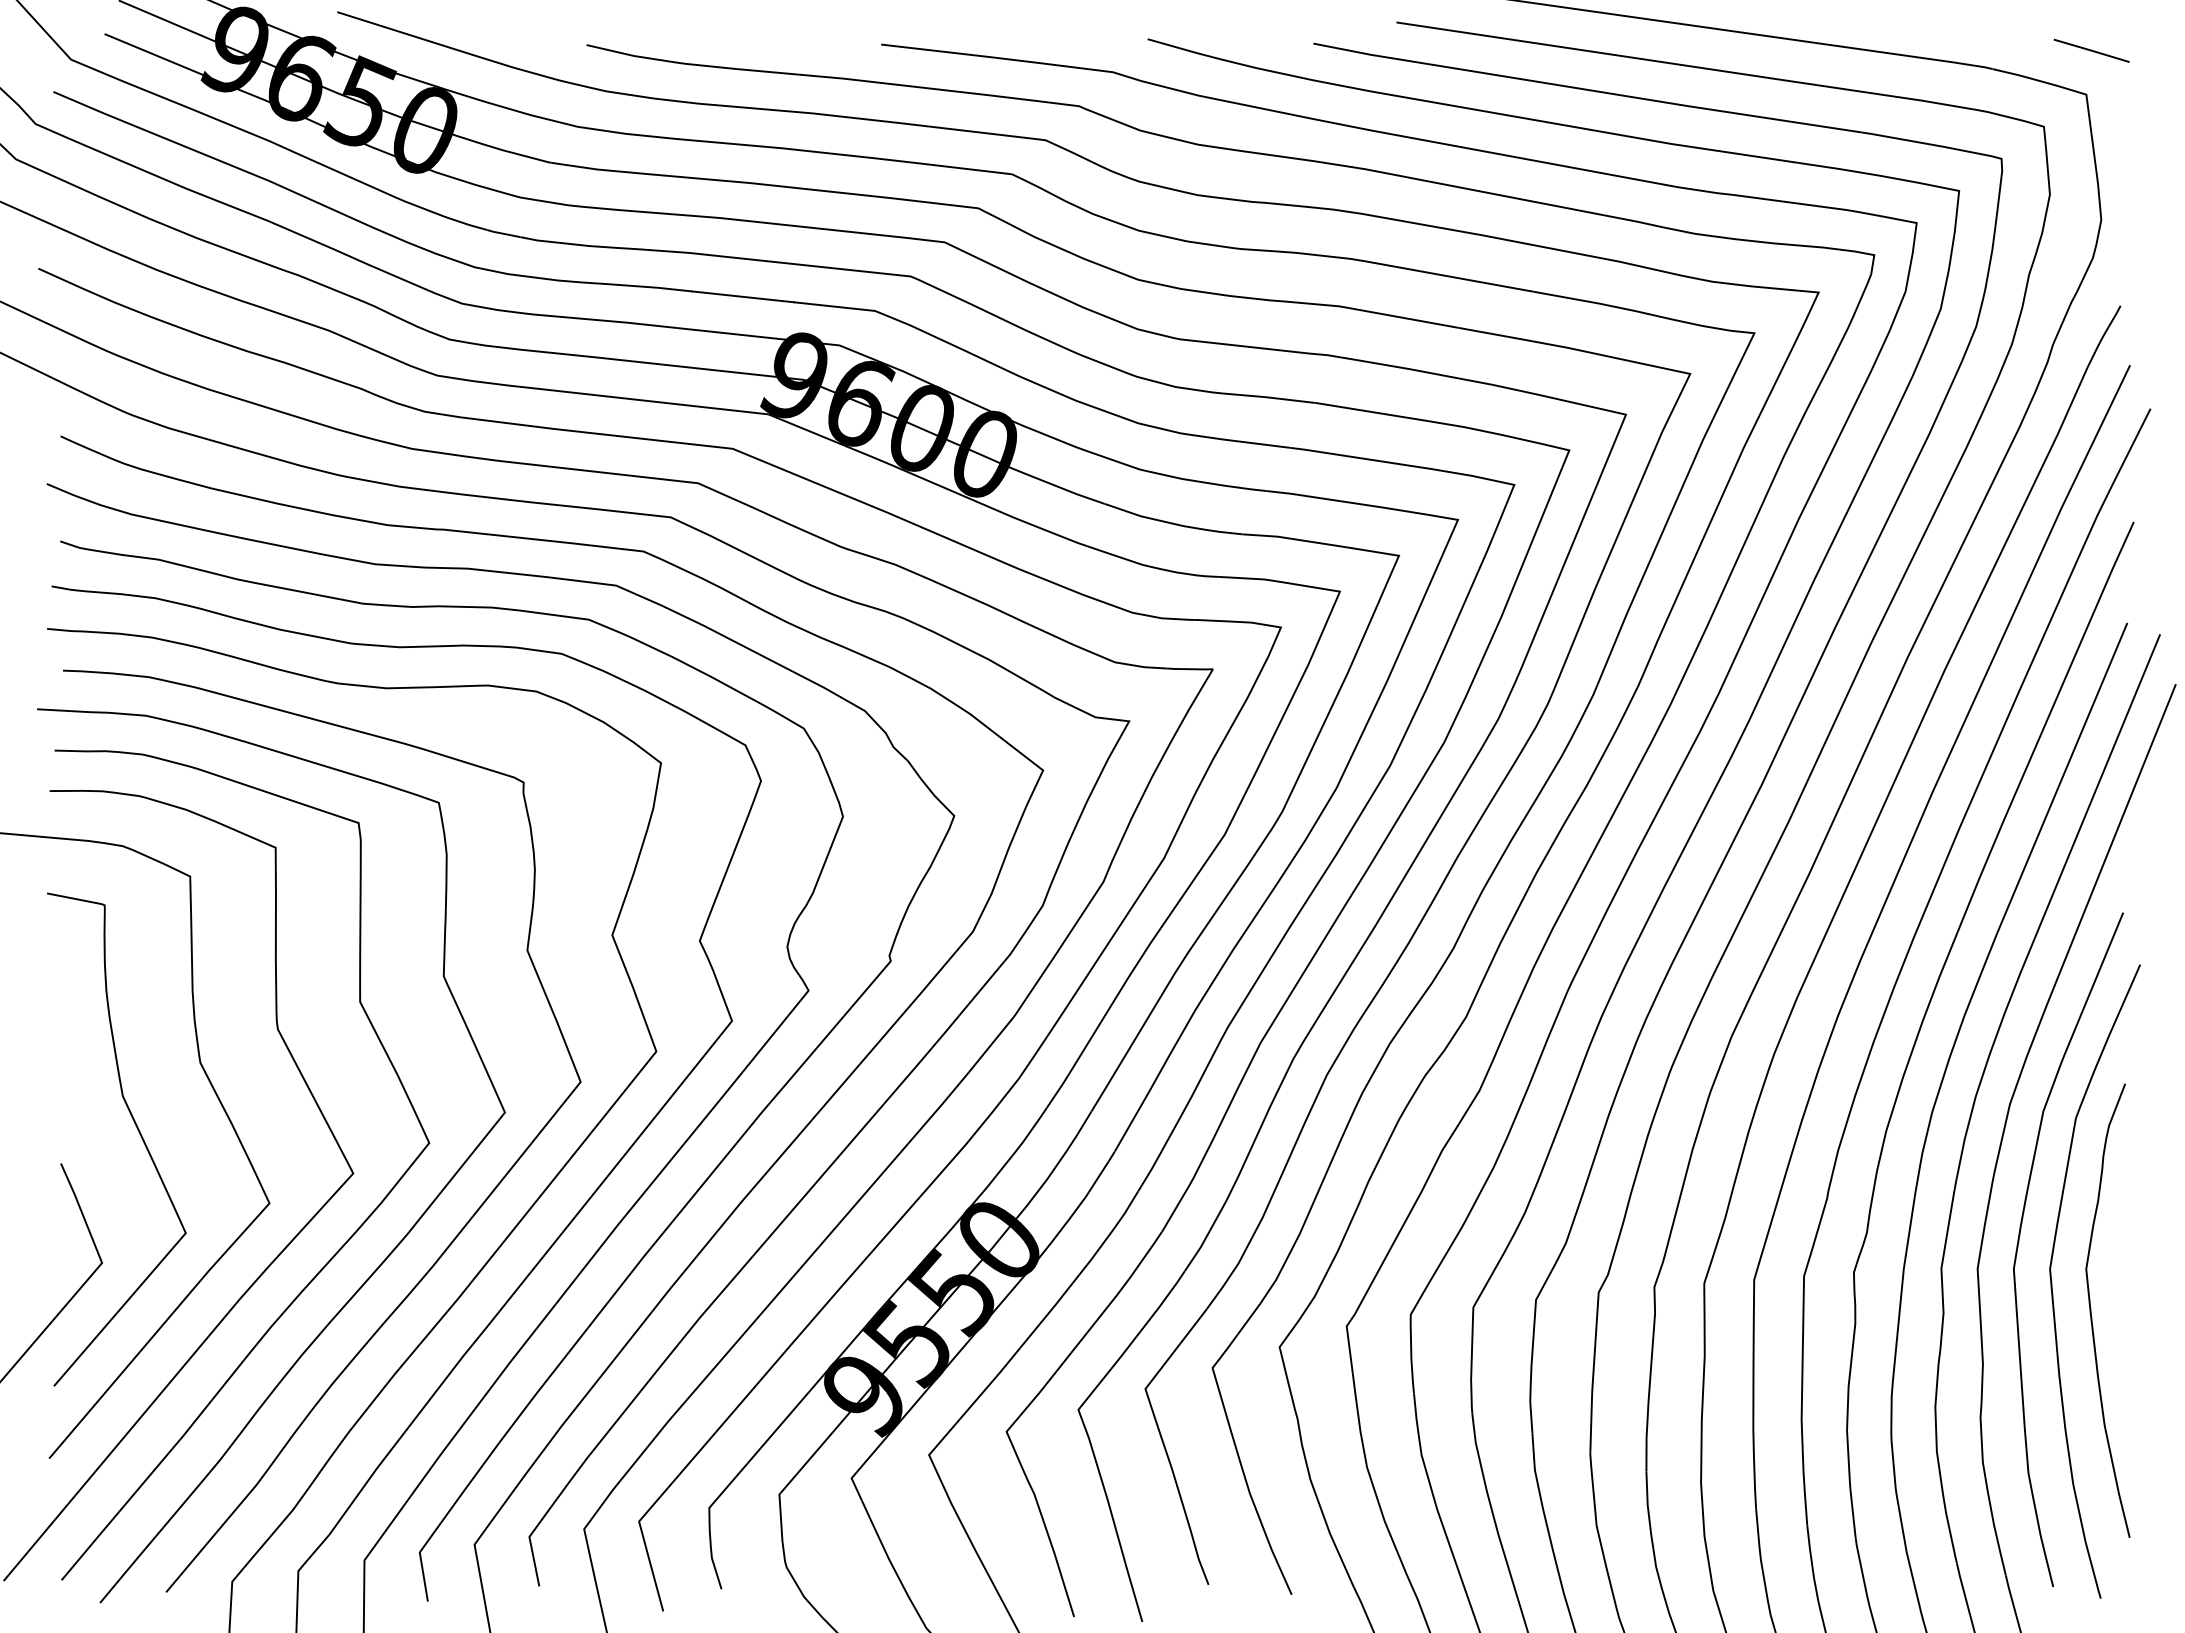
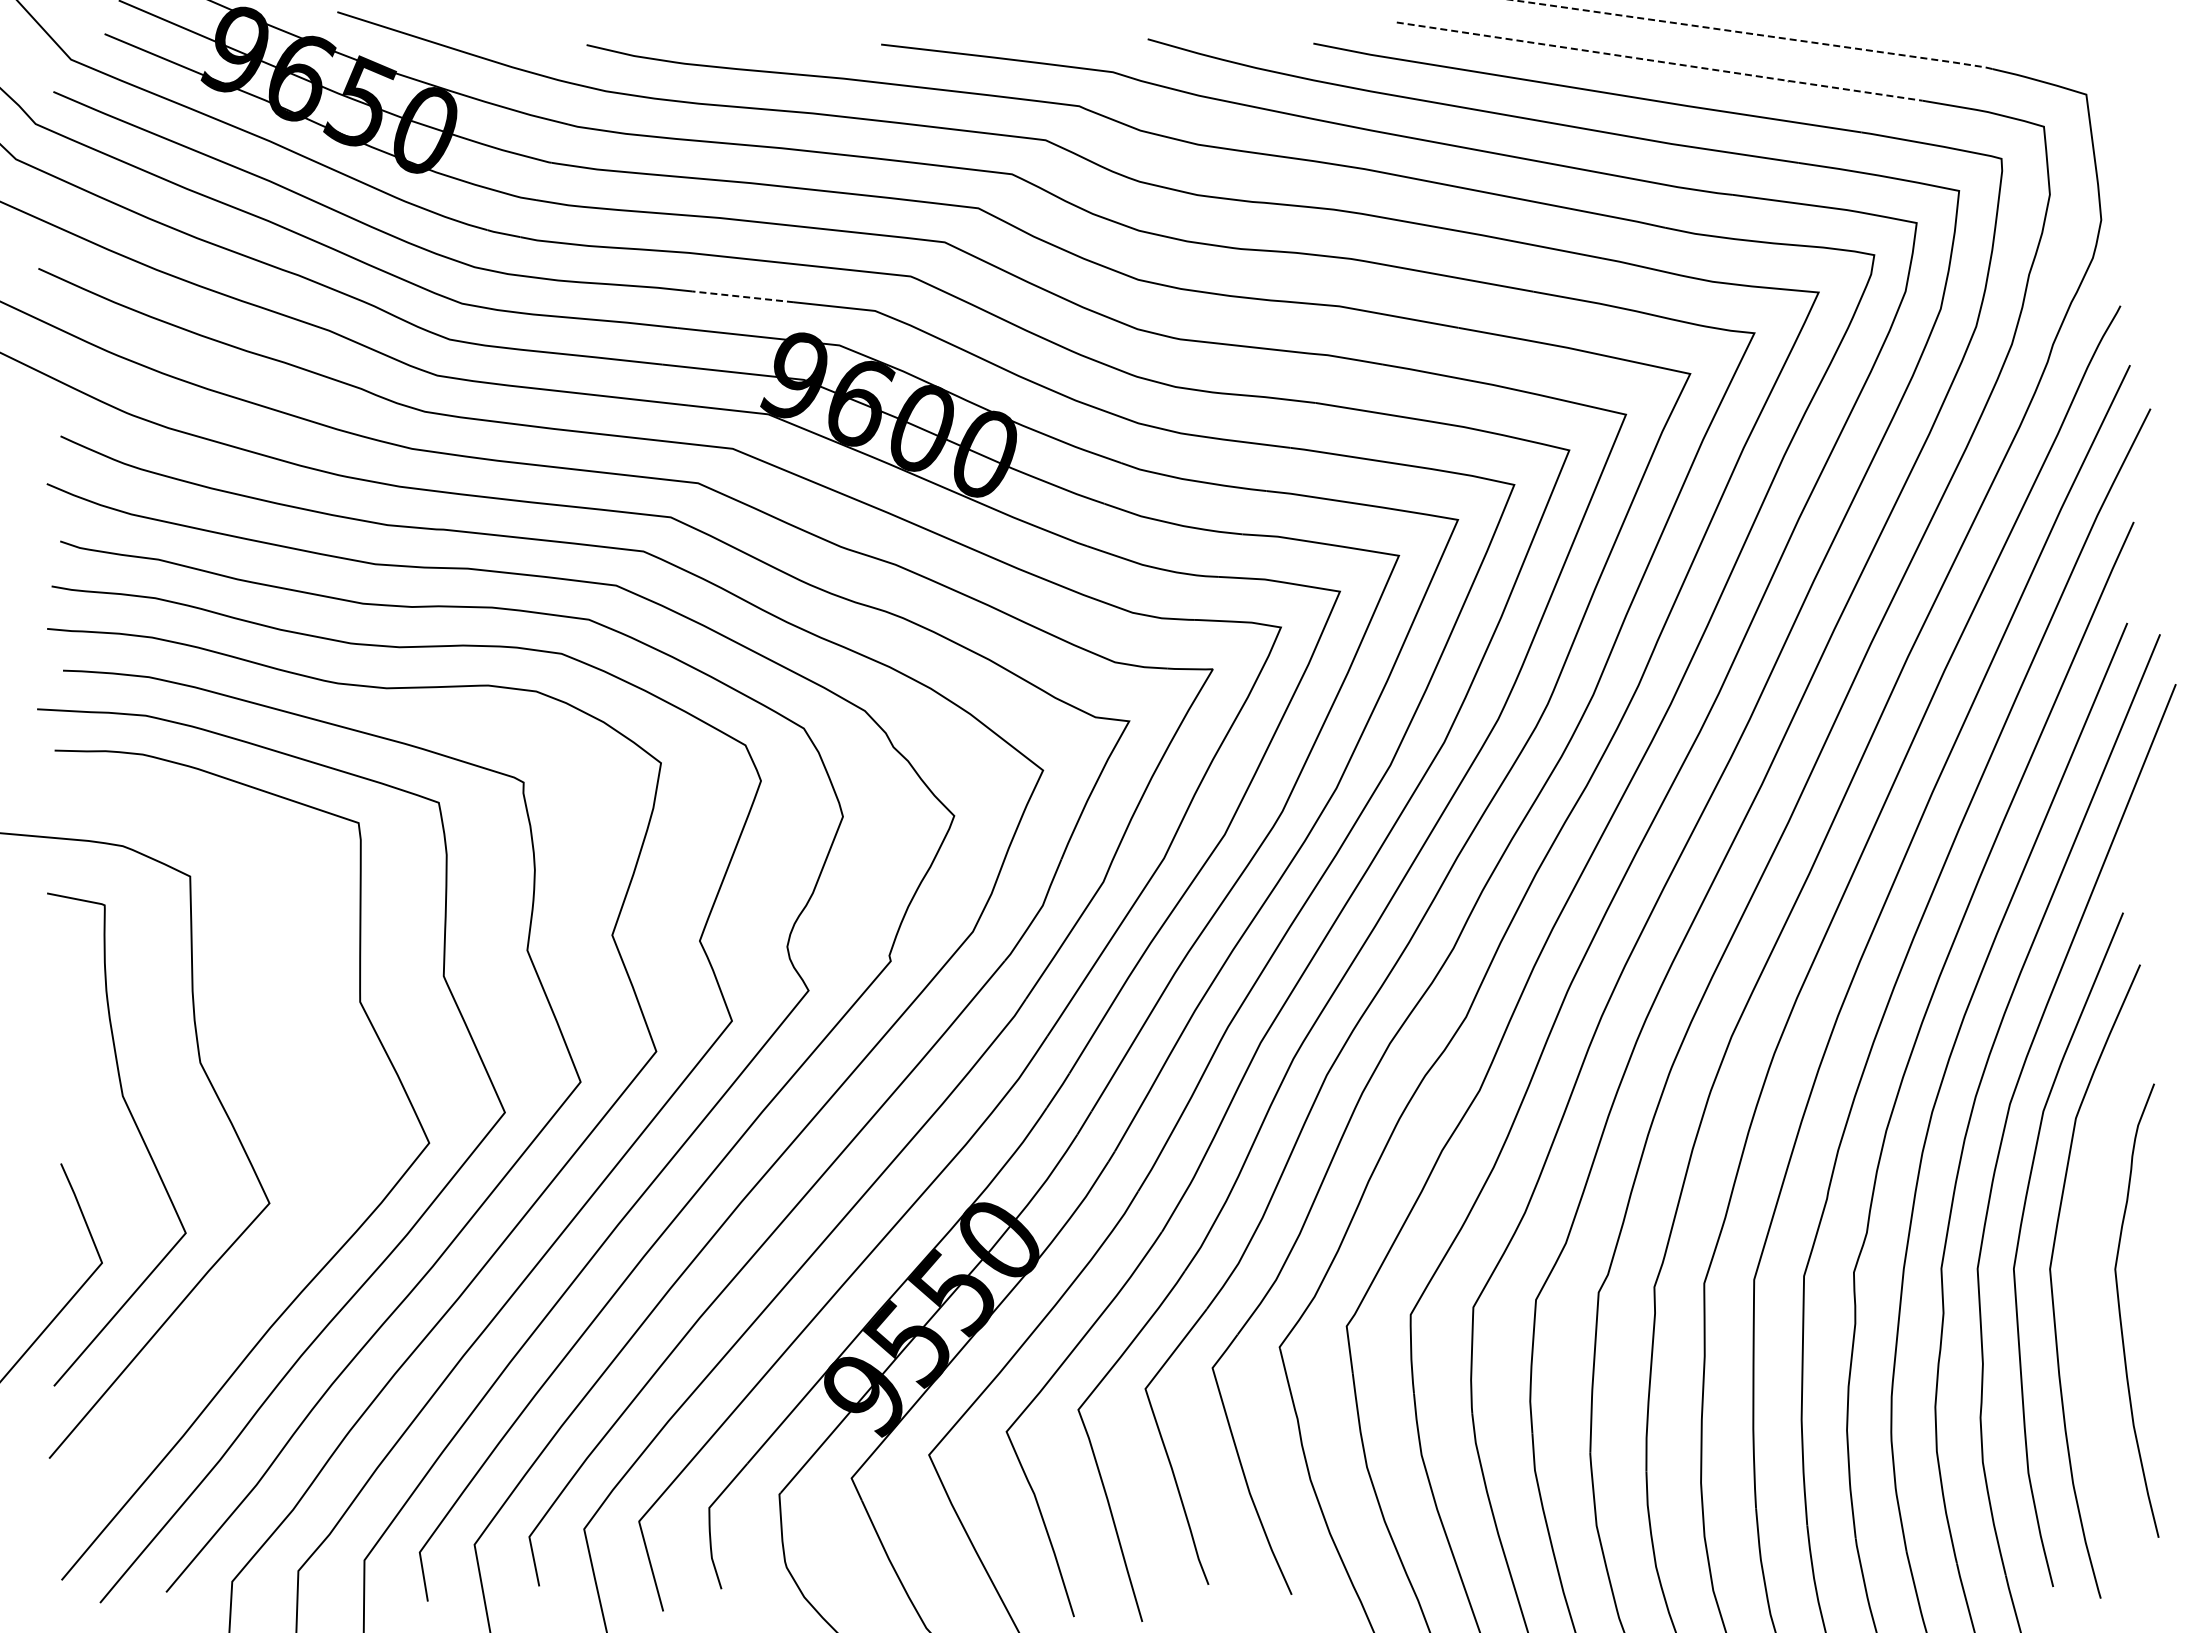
line: solid -> dashed (1753, 34)
line: present -> none (2091, 50)
line: solid -> dashed (1662, 62)
line: solid -> dashed (742, 296)
curve: present -> none (263, 1270)
curve position: (2091, 1310) -> (2120, 1310) (2120, 1310)
